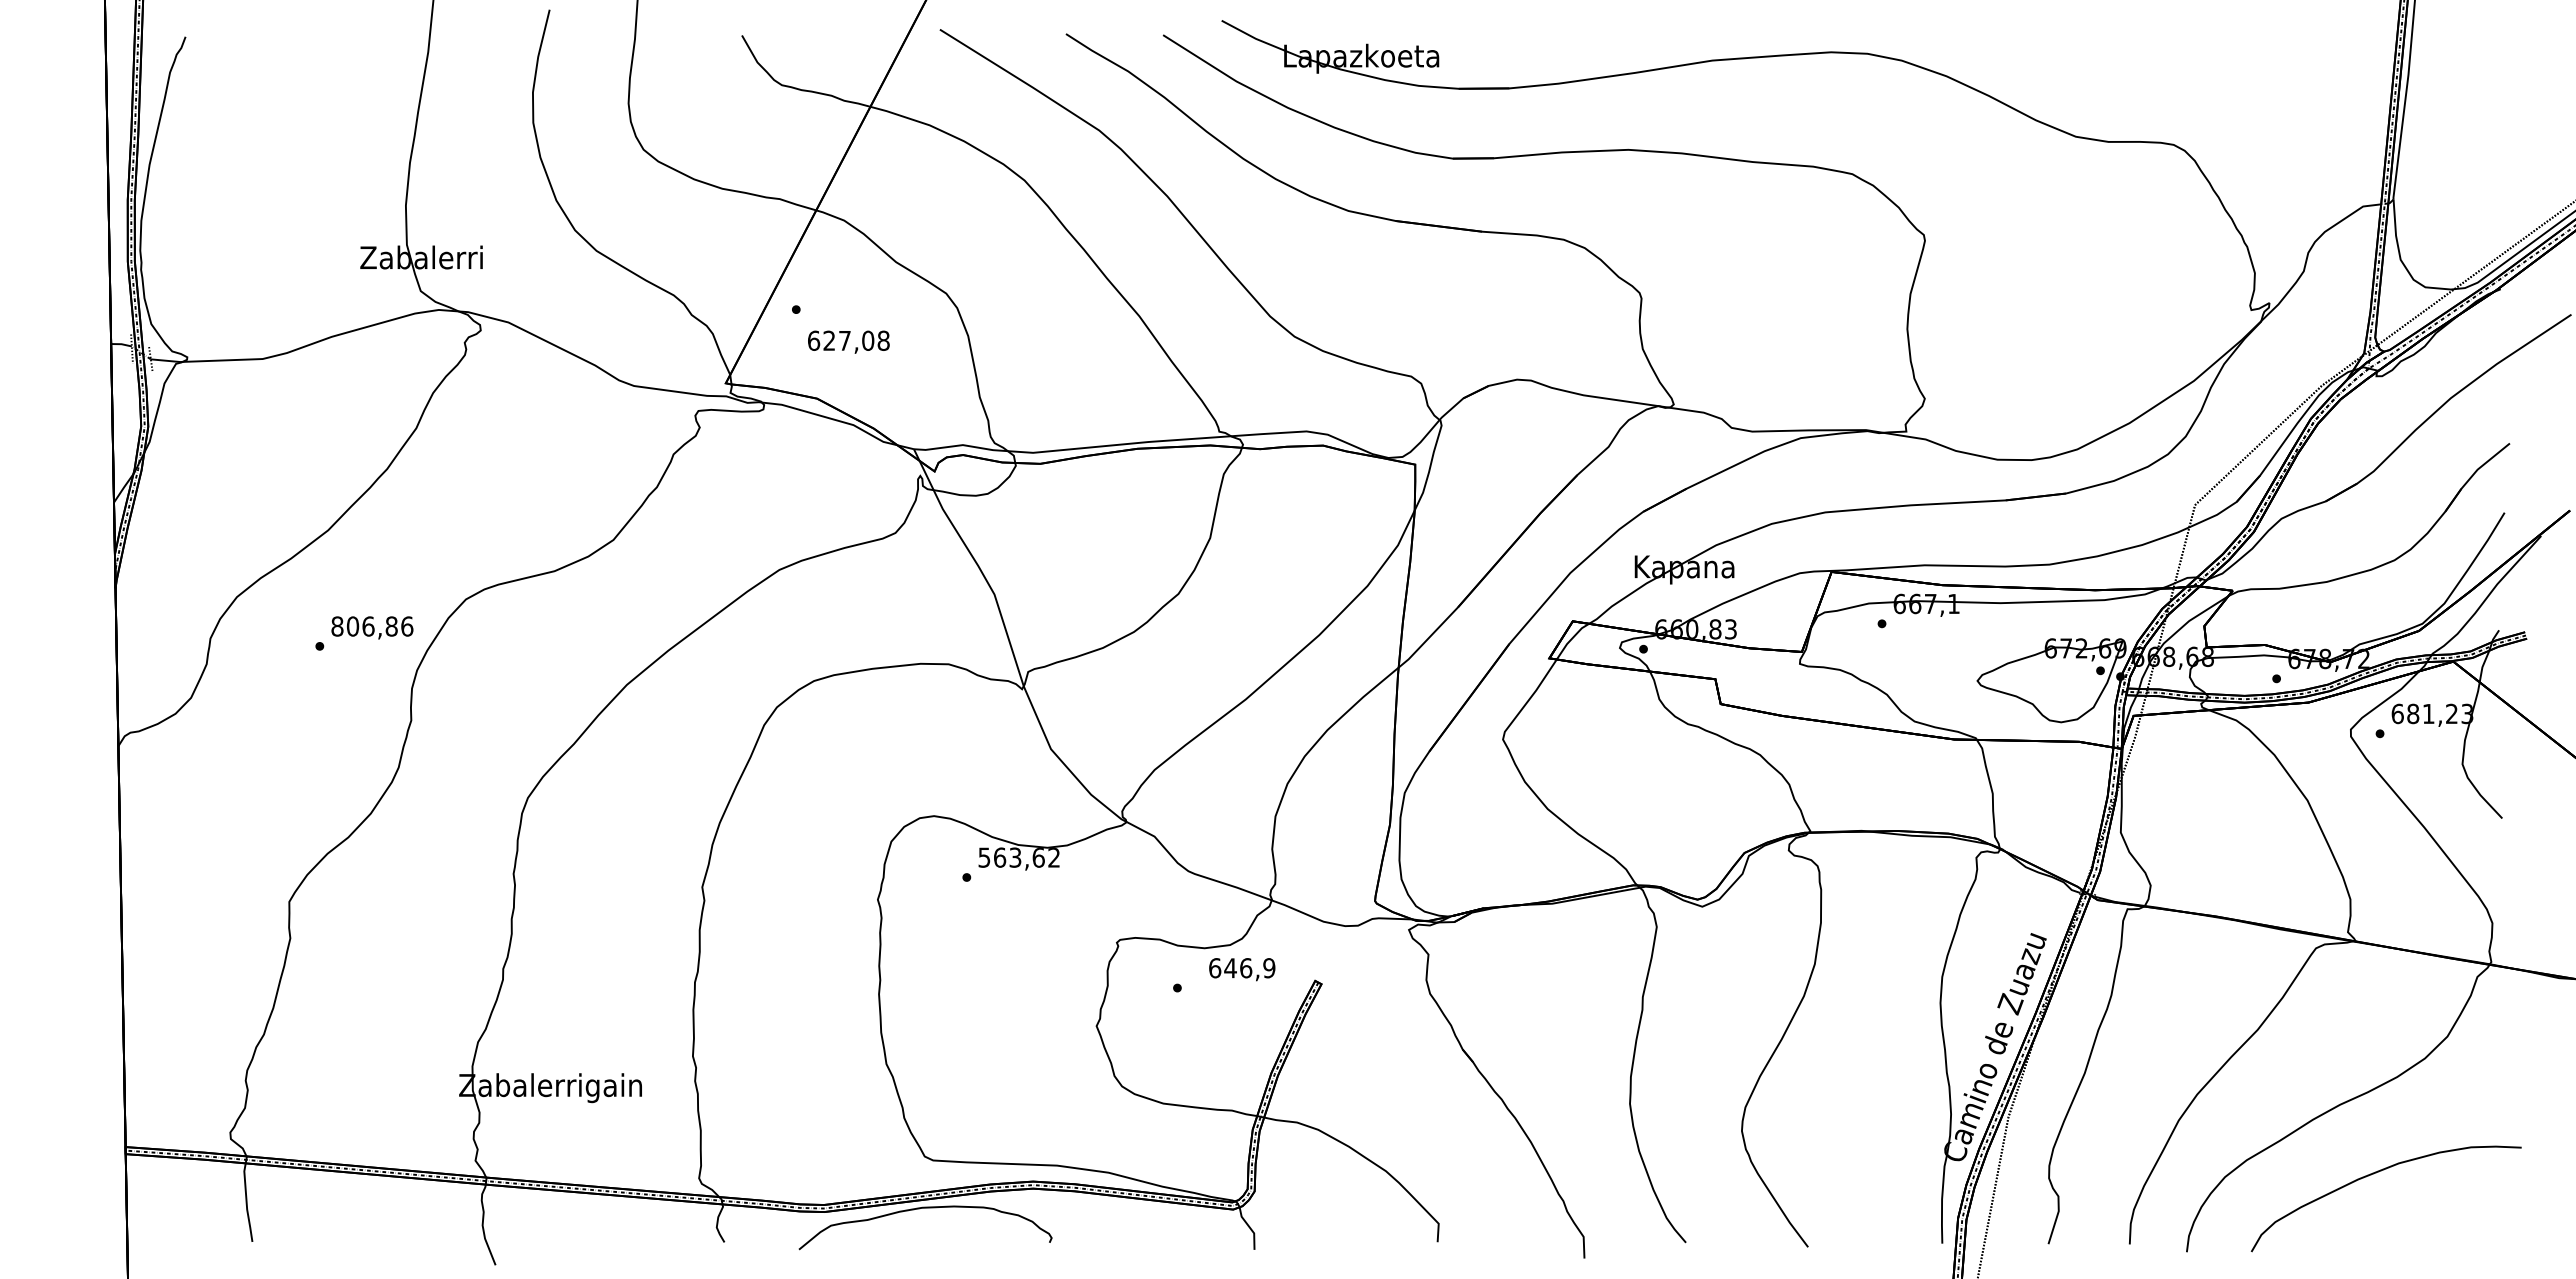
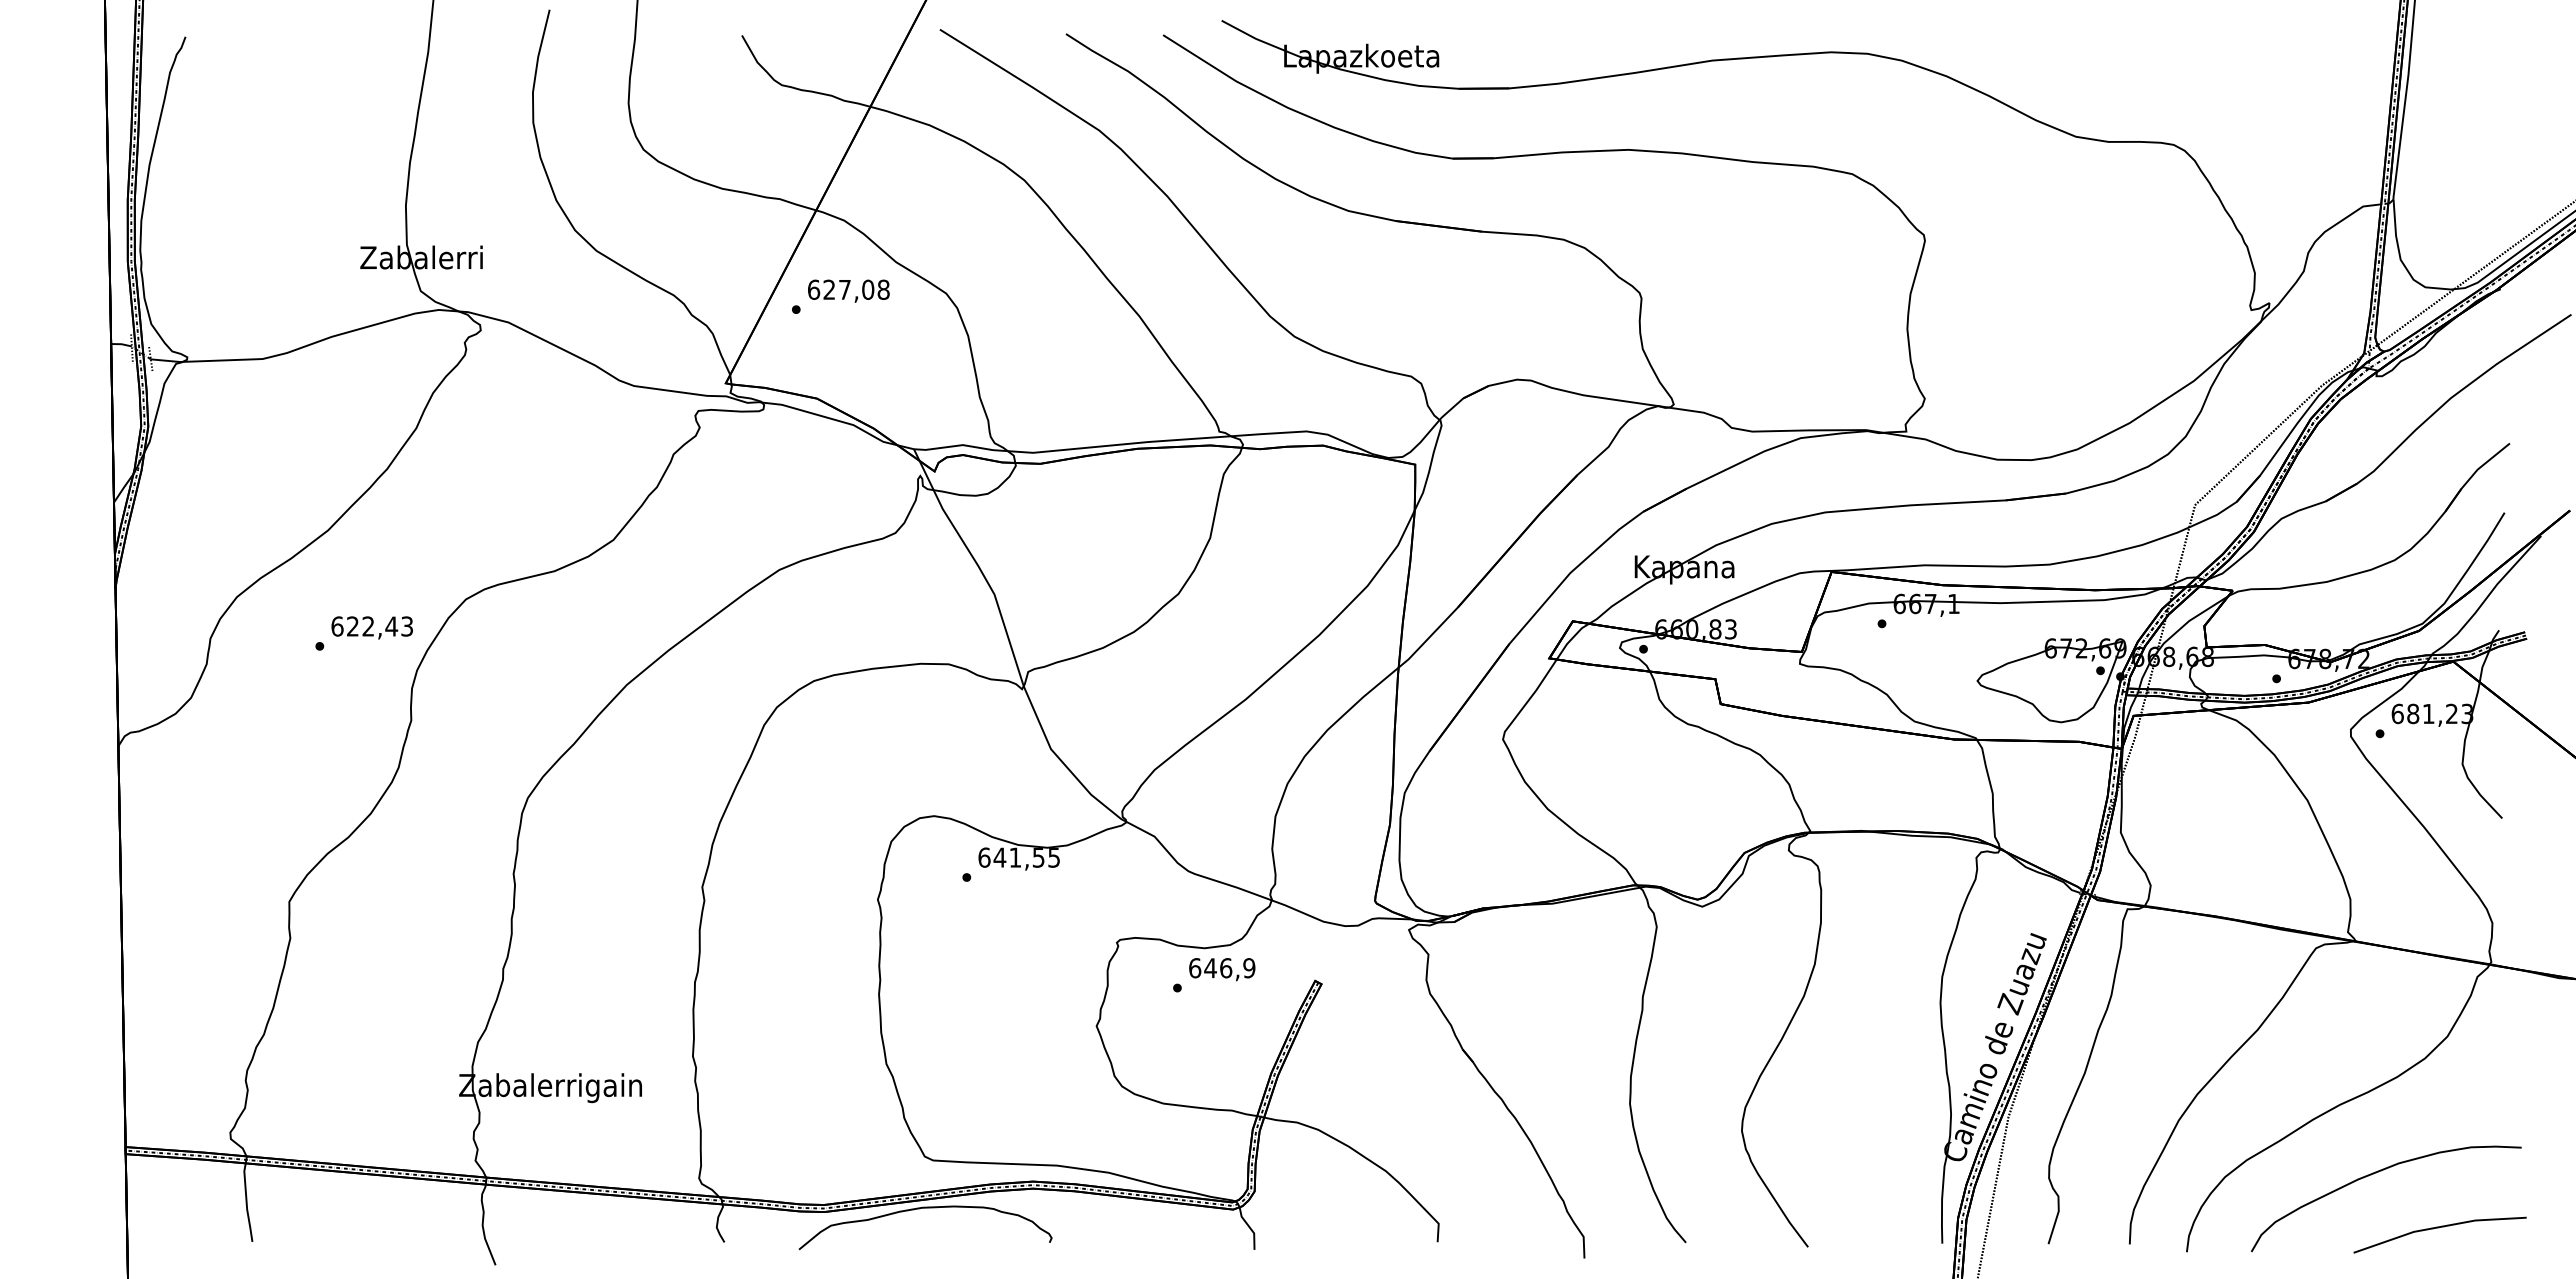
text position: (848, 341) -> (848, 290) (848, 290)
text: 806,86 -> 622,43 (372, 626)
text: 563,62 -> 641,55 (1018, 857)
text position: (1242, 969) -> (1222, 969) (1222, 969)
line: none -> present (2439, 1228)
